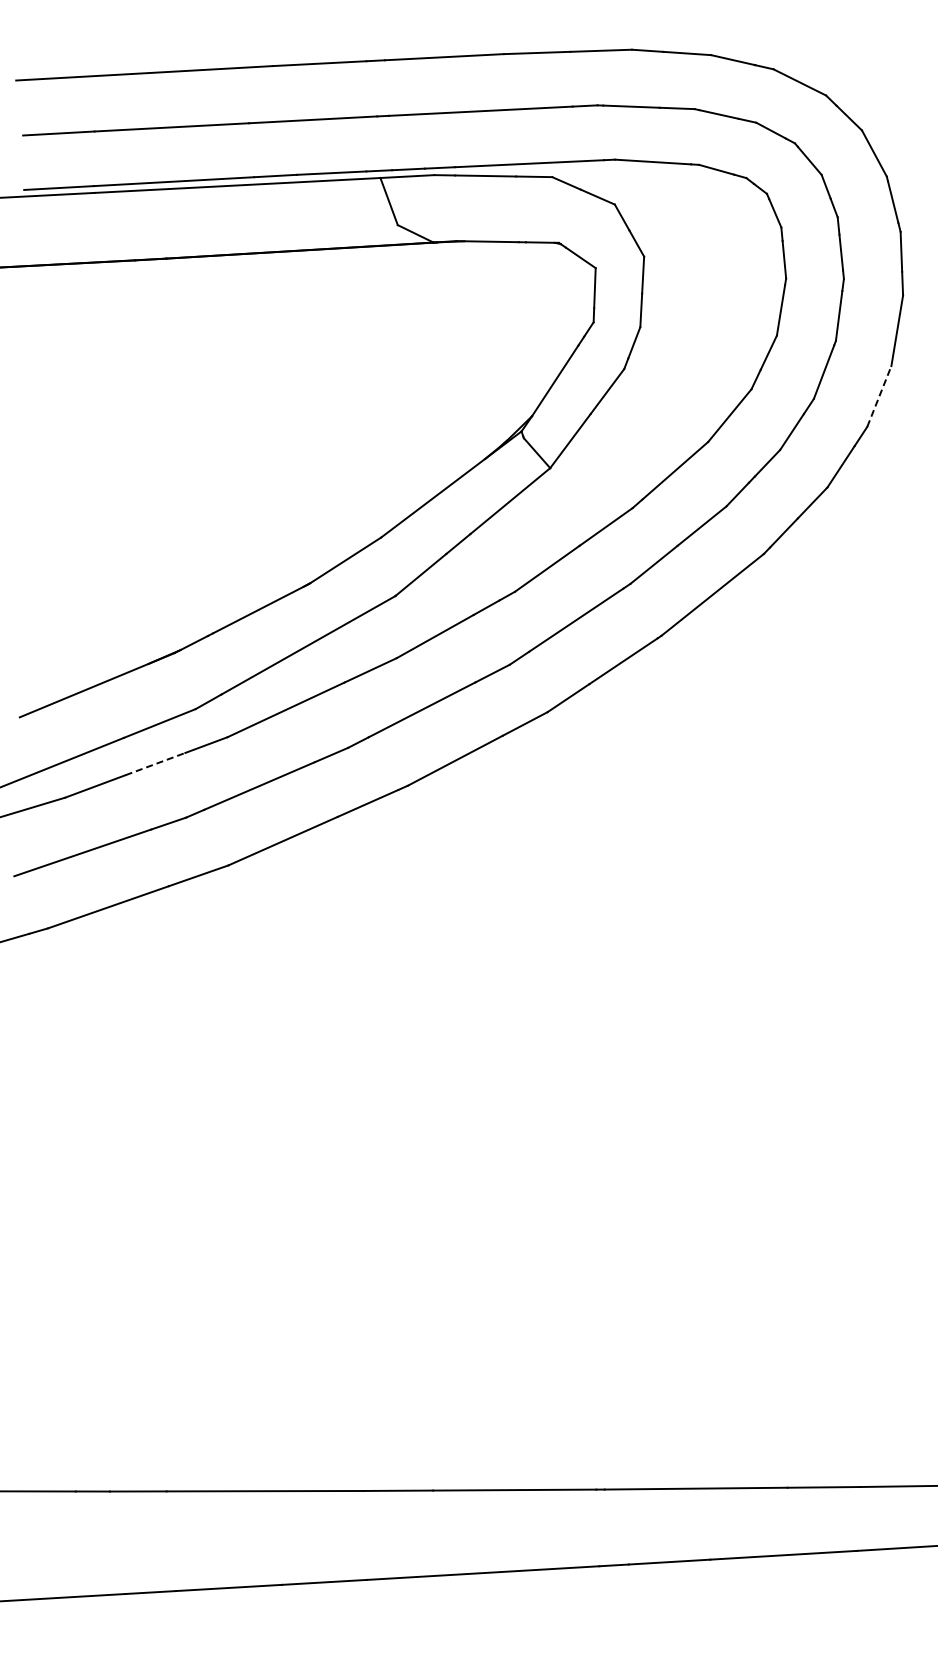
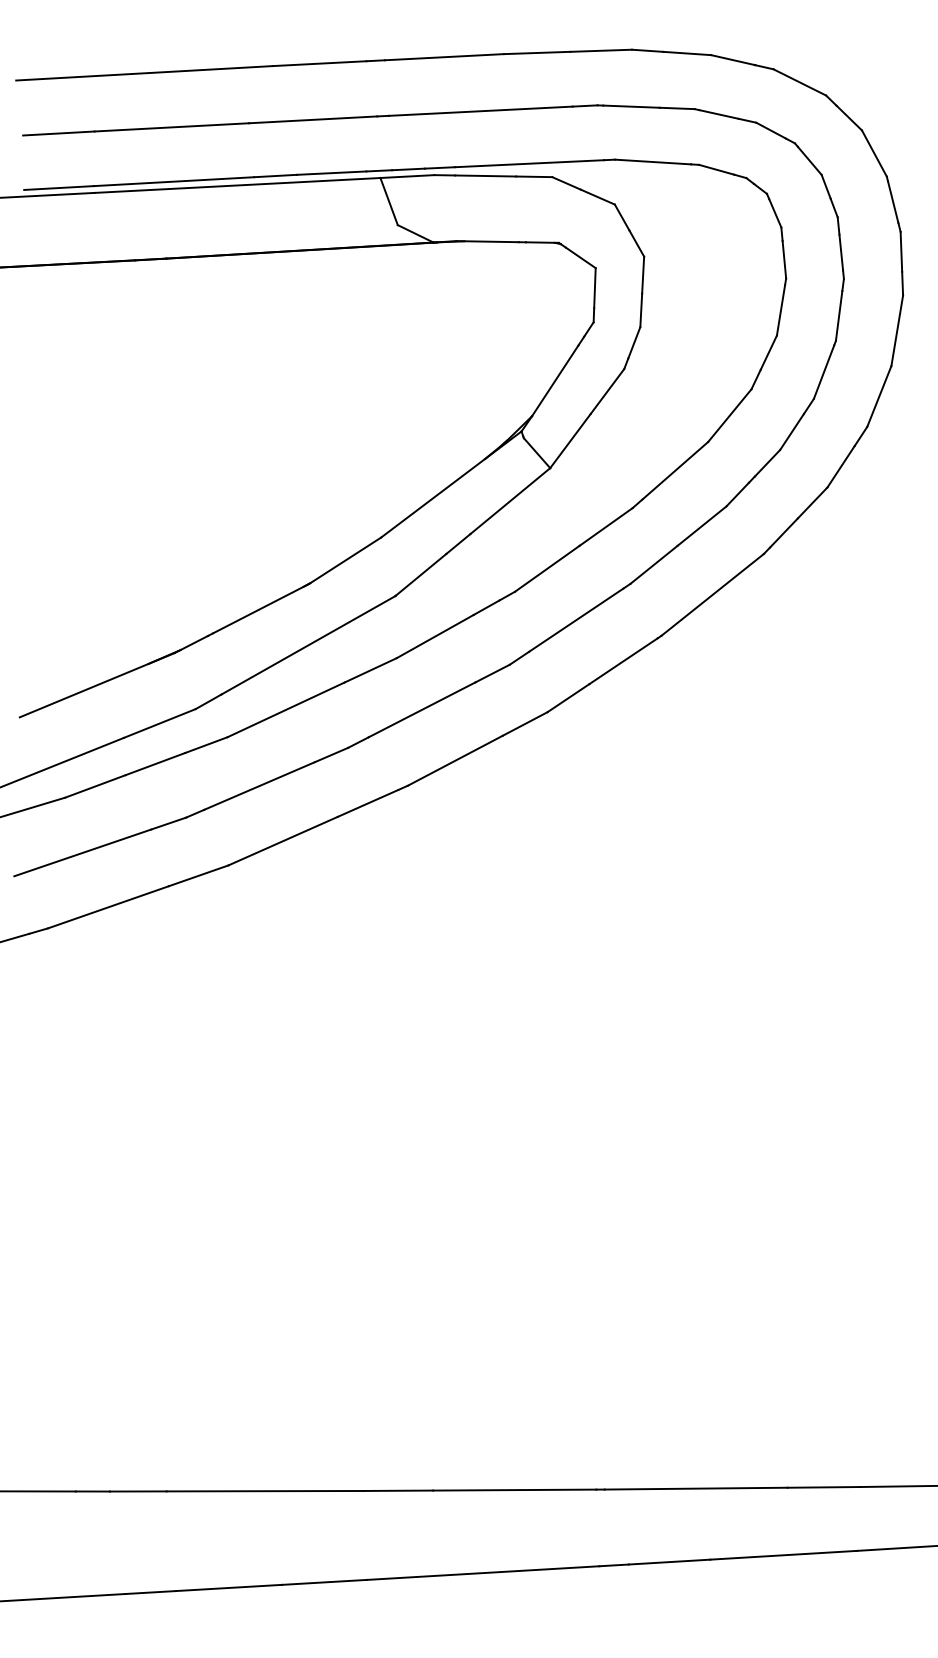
line: dashed -> solid (879, 396)
line: dashed -> solid (155, 764)
